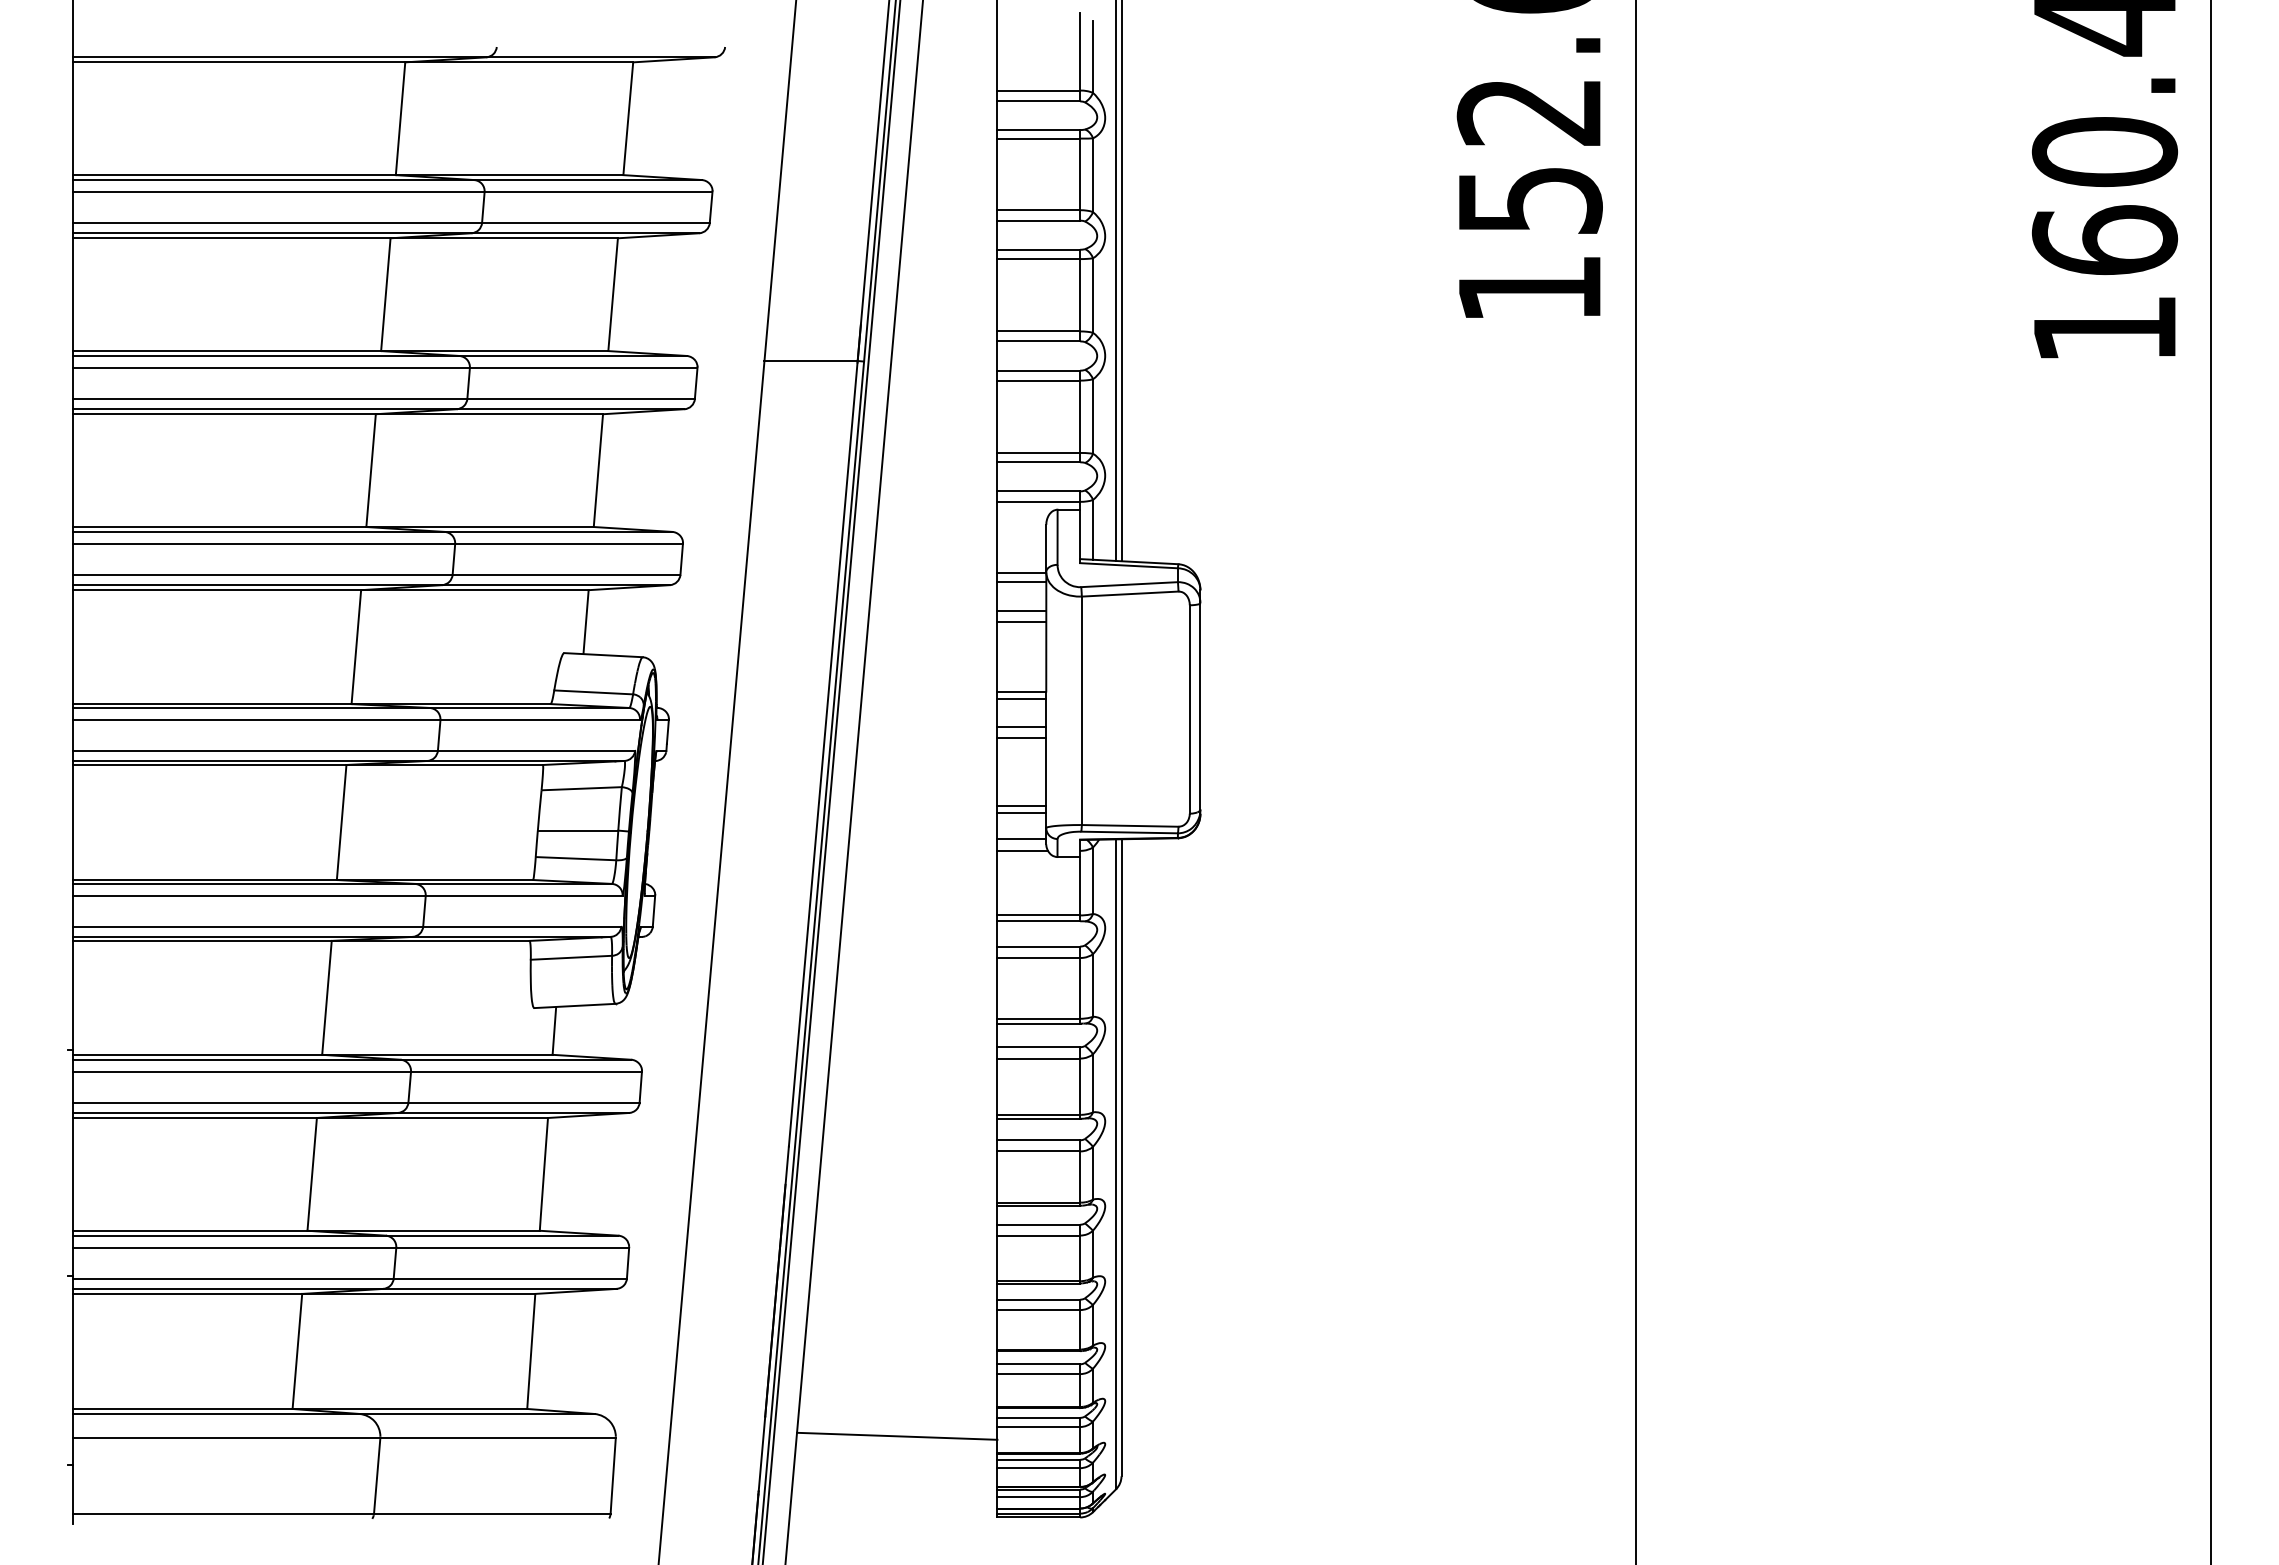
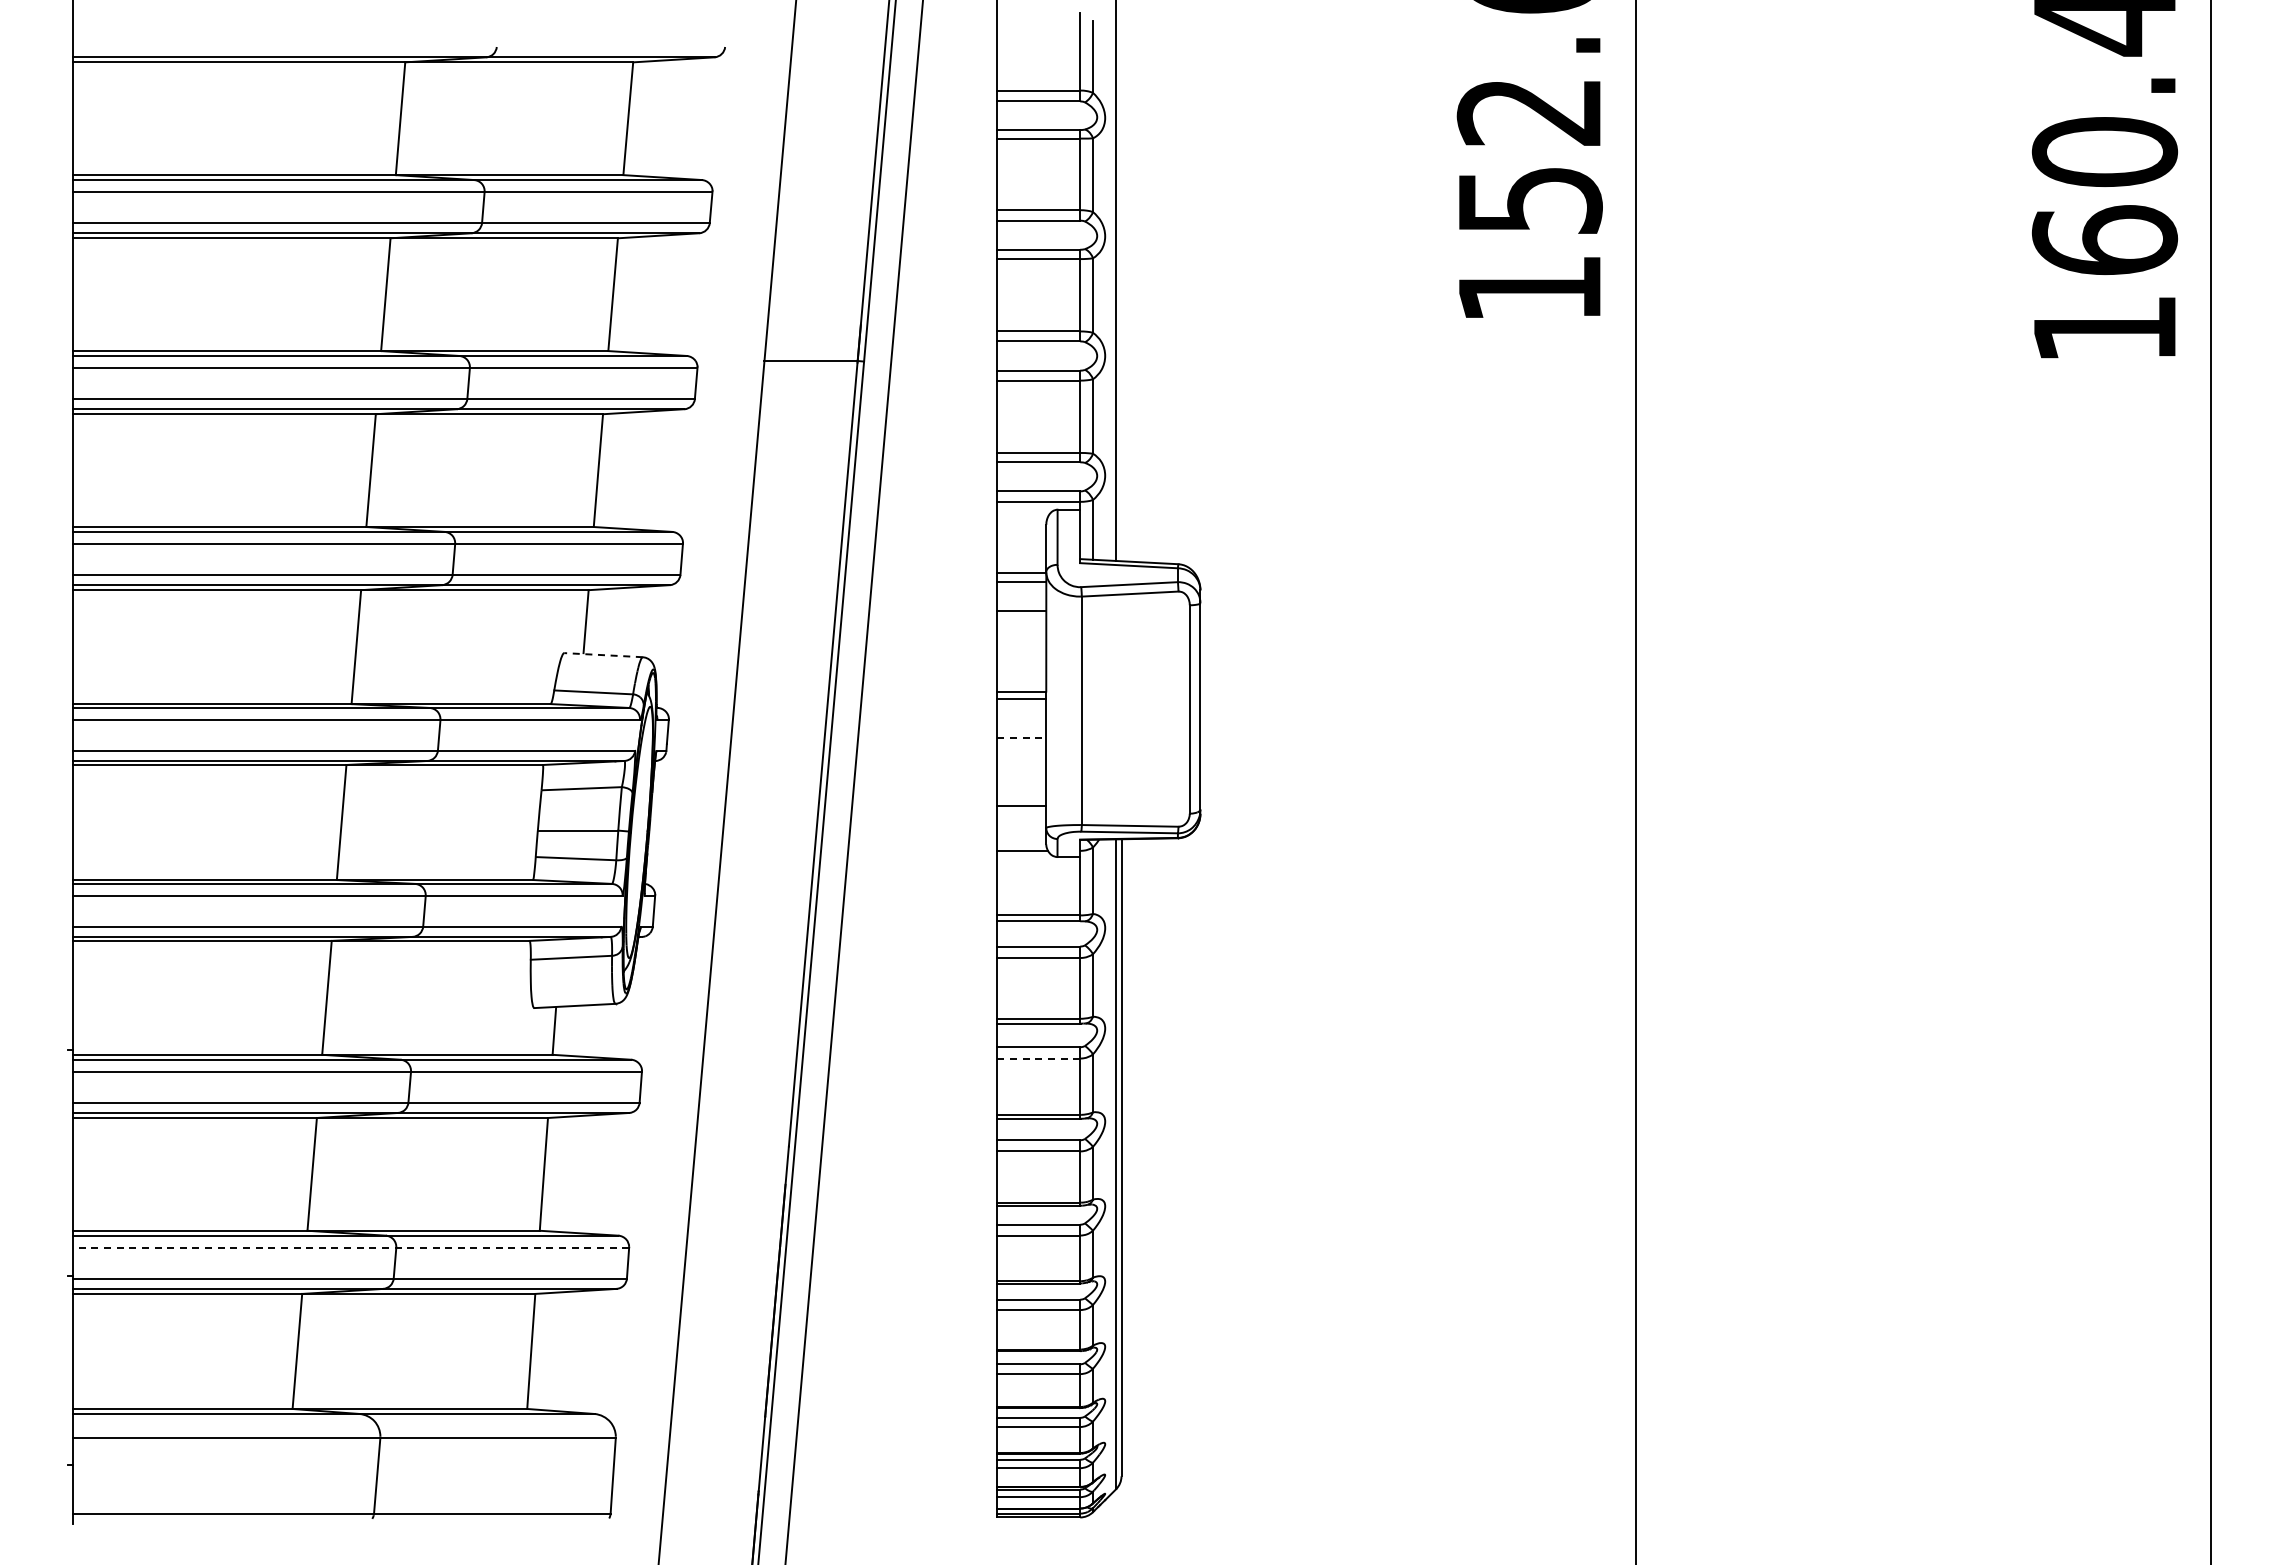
line: present -> none (1121, 281)
line: present -> none (1021, 621)
line: solid -> dashed (603, 655)
line: present -> none (1021, 727)
line: solid -> dashed (1022, 738)
line: present -> none (831, 781)
line: present -> none (1021, 812)
line: present -> none (1021, 839)
line: solid -> dashed (1039, 1058)
line: solid -> dashed (350, 1247)
line: present -> none (897, 1435)
